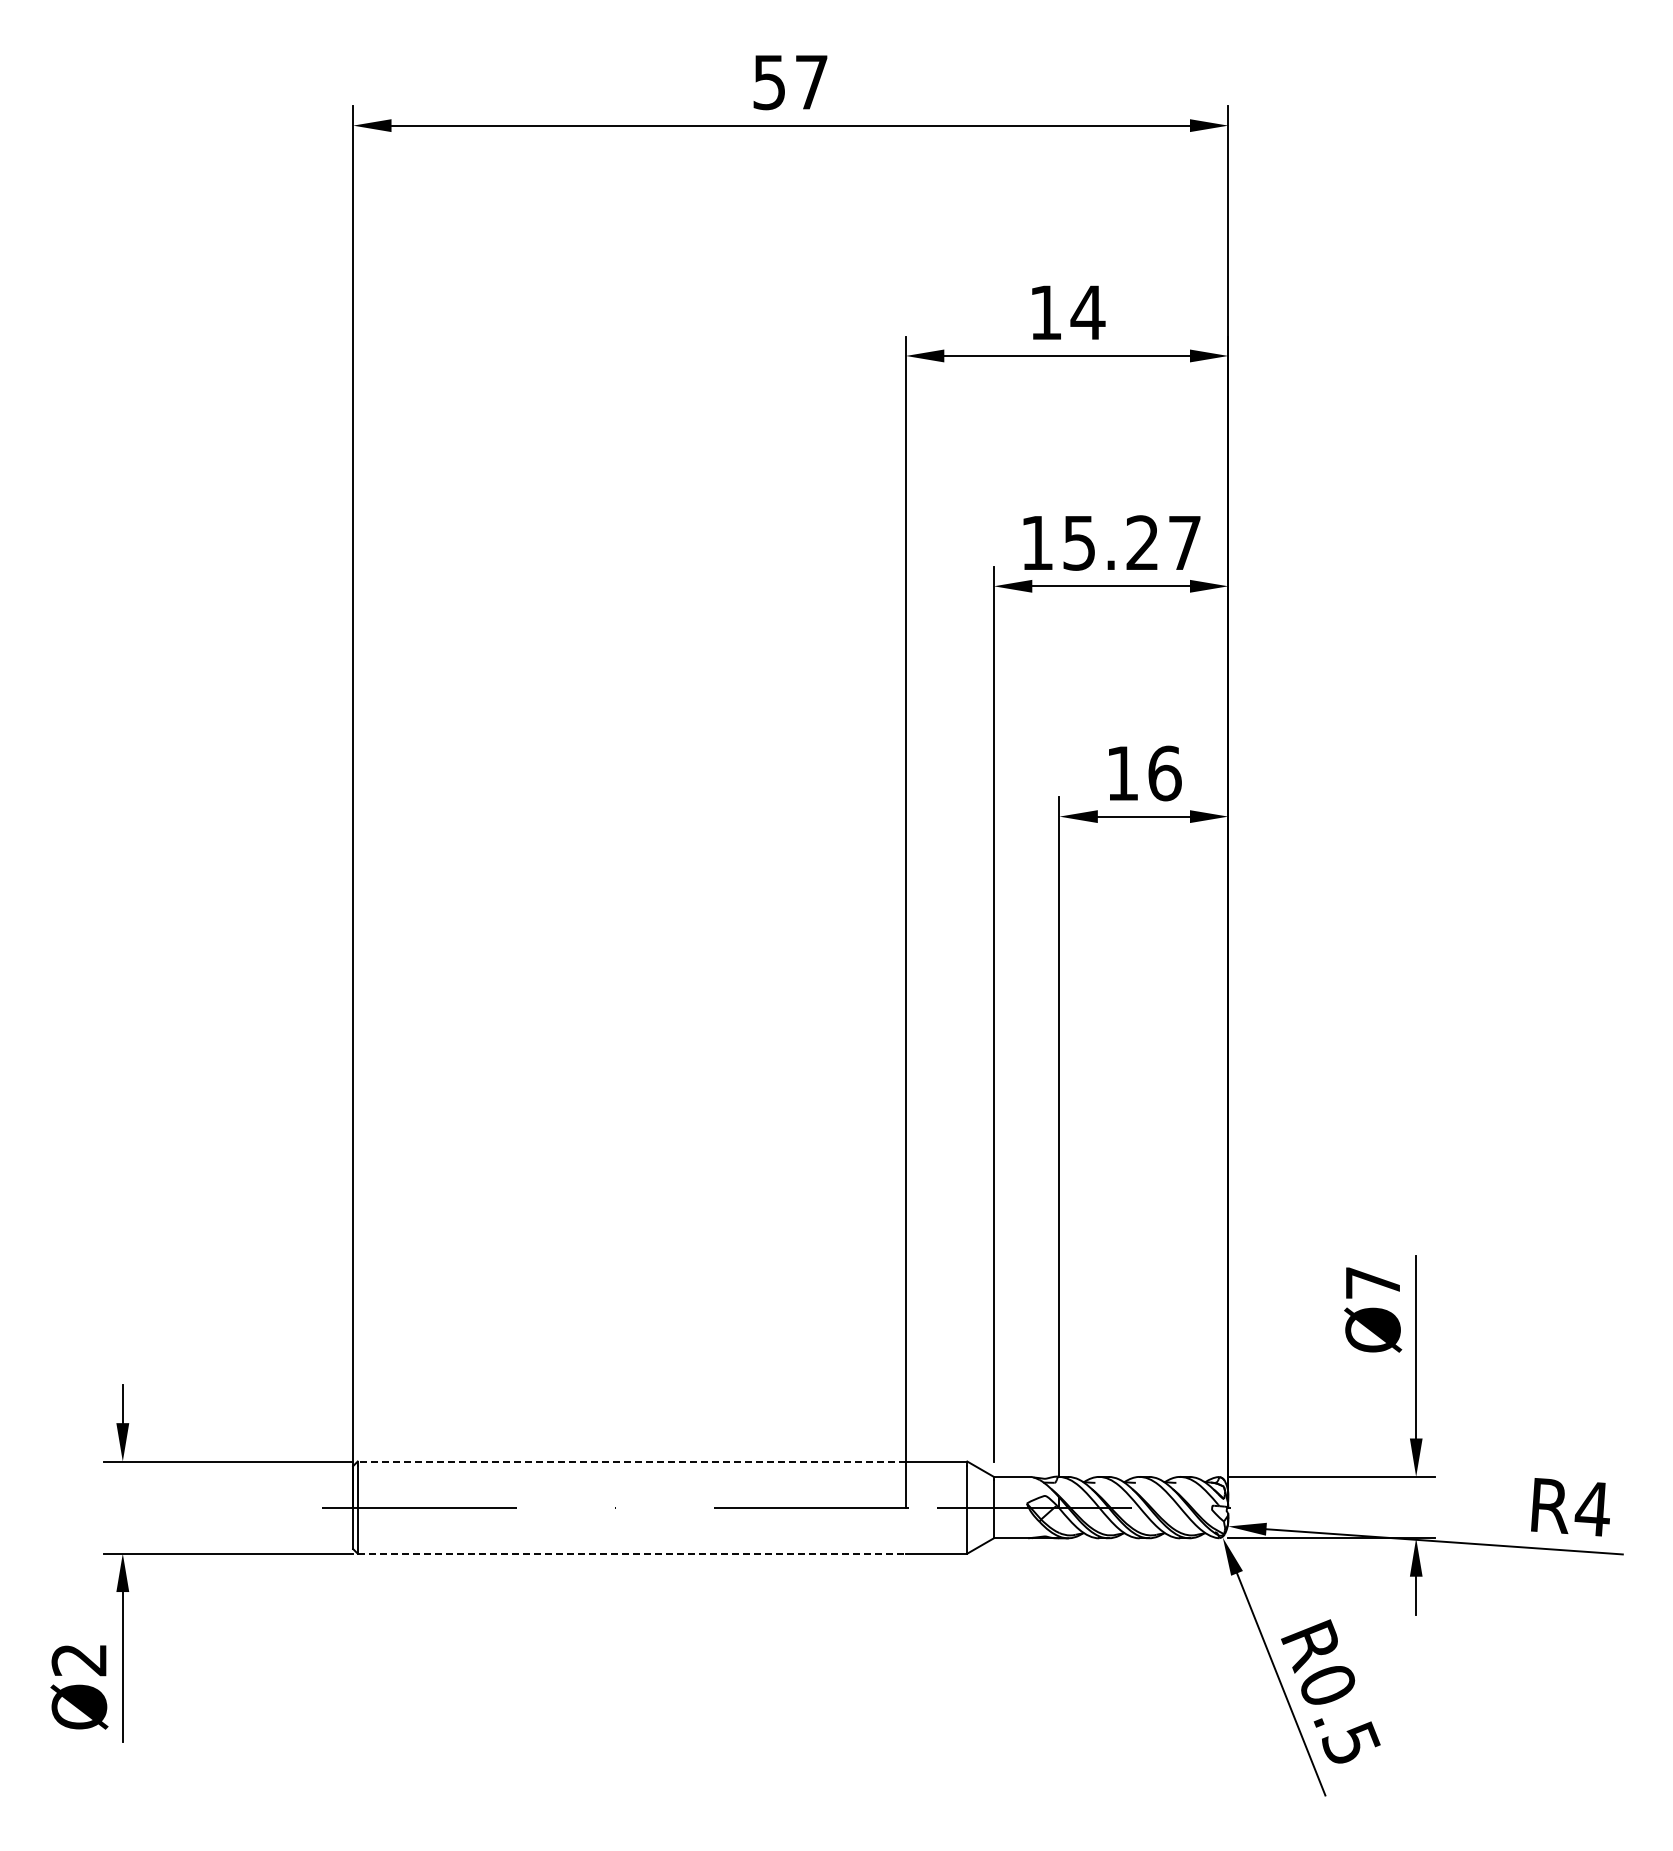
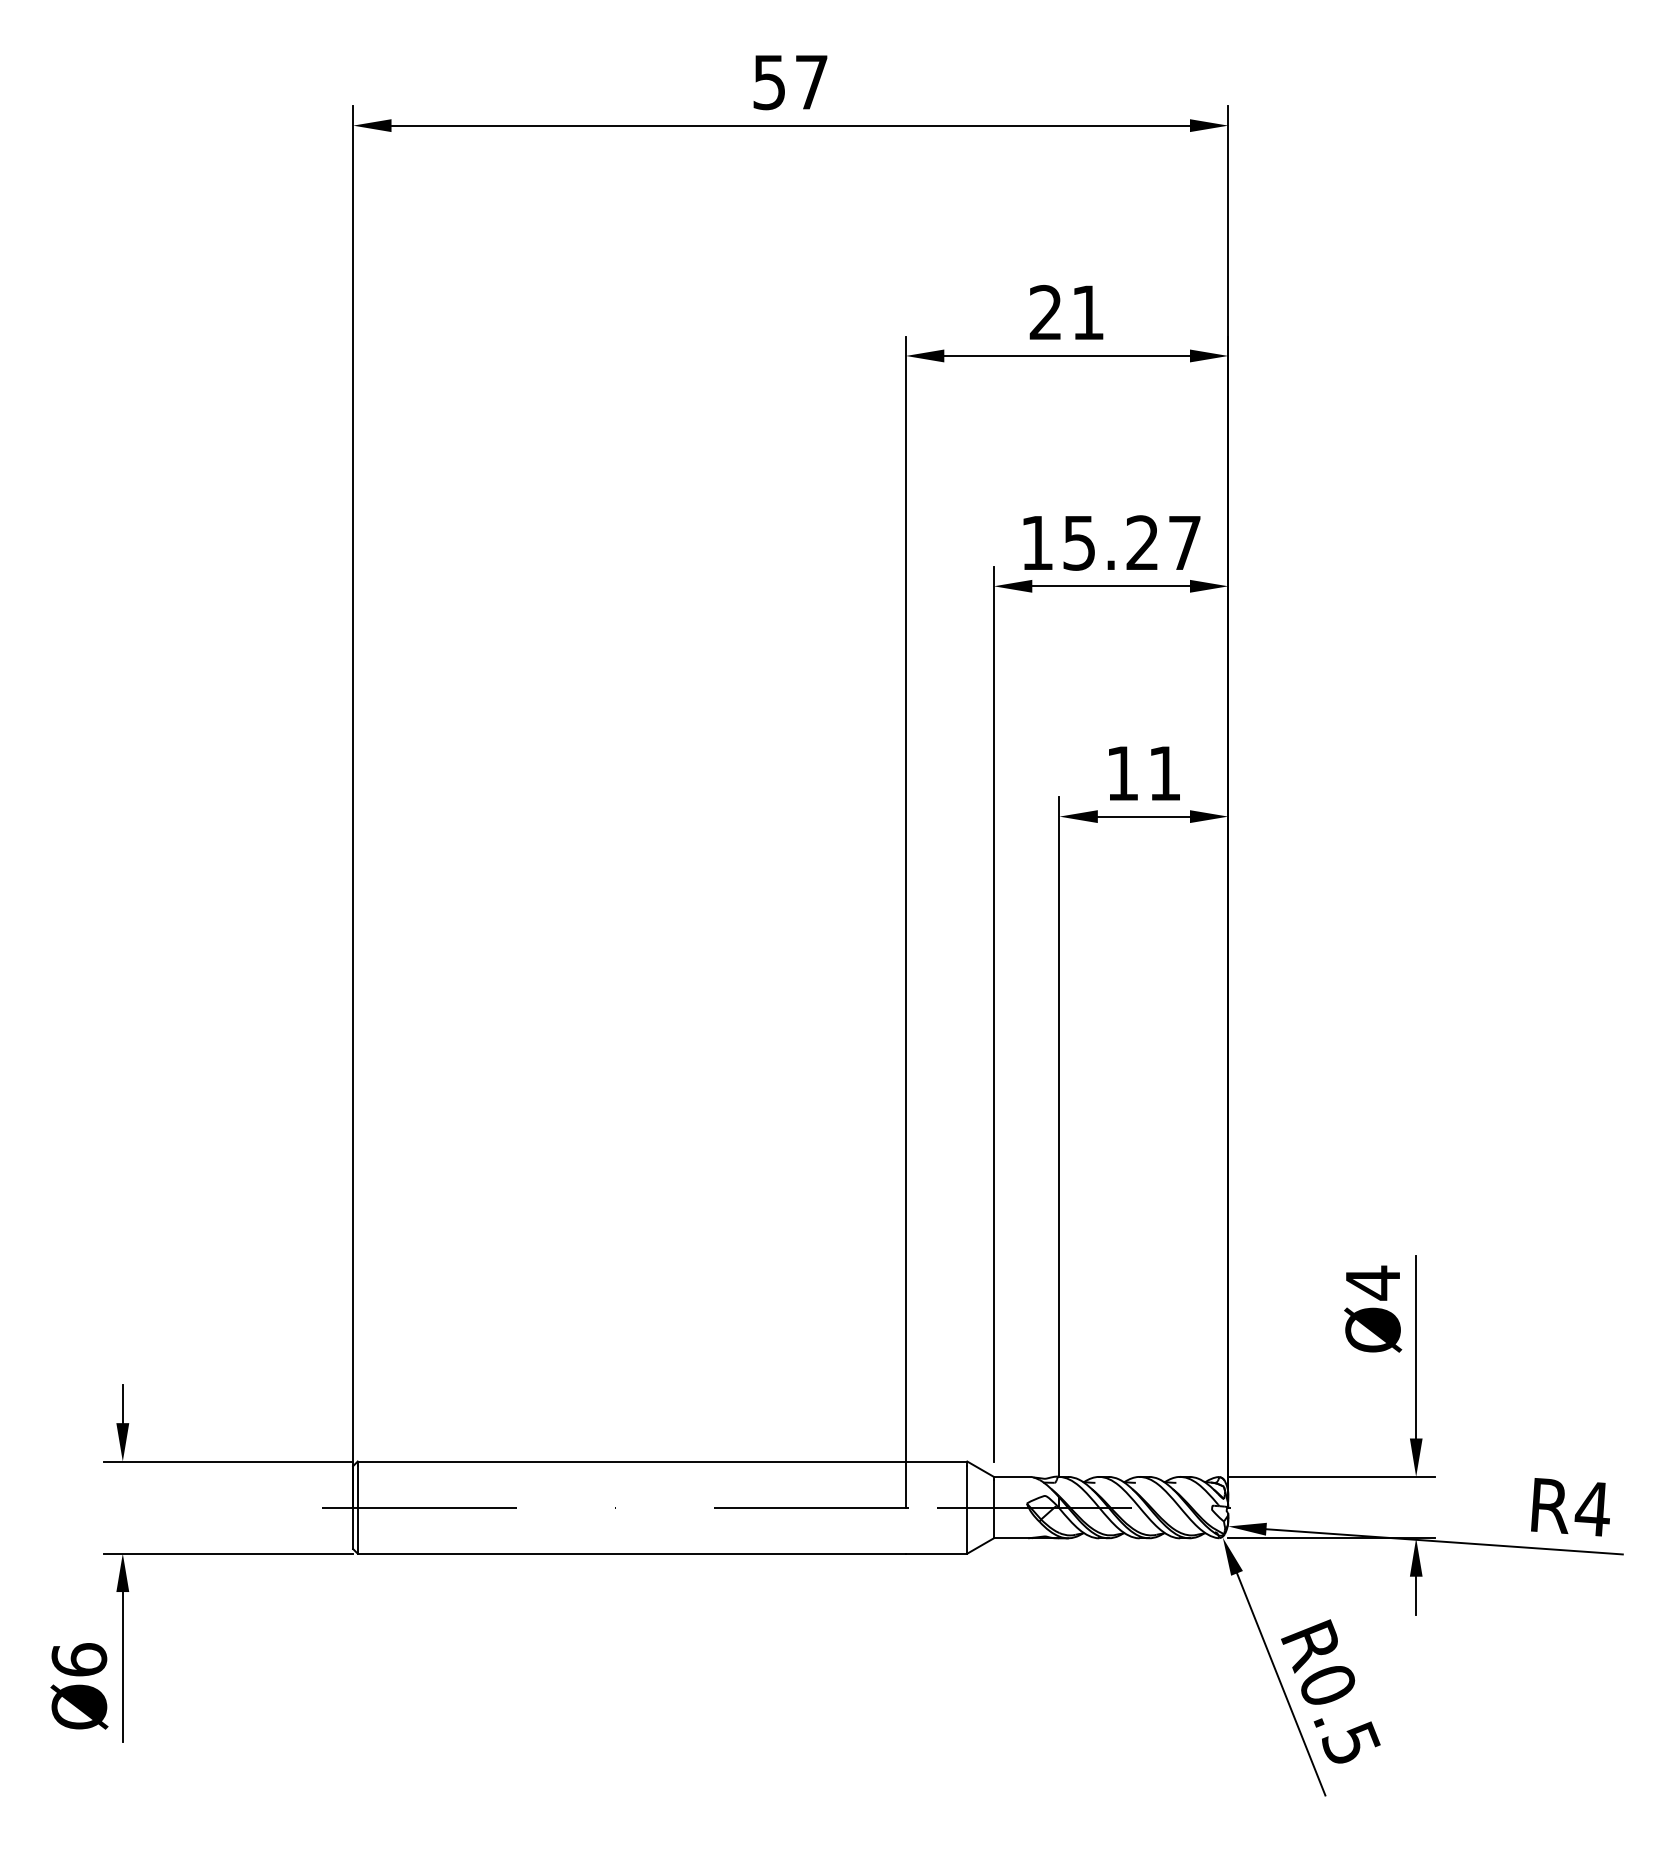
text: 14 -> 21 (1067, 311)
text: 16 -> 11 (1164, 773)
text: Ø7 -> Ø4 (1372, 1282)
line: dashed -> solid (631, 1461)
line: dashed -> solid (632, 1553)
text: Ø2 -> Ø6 (79, 1659)
